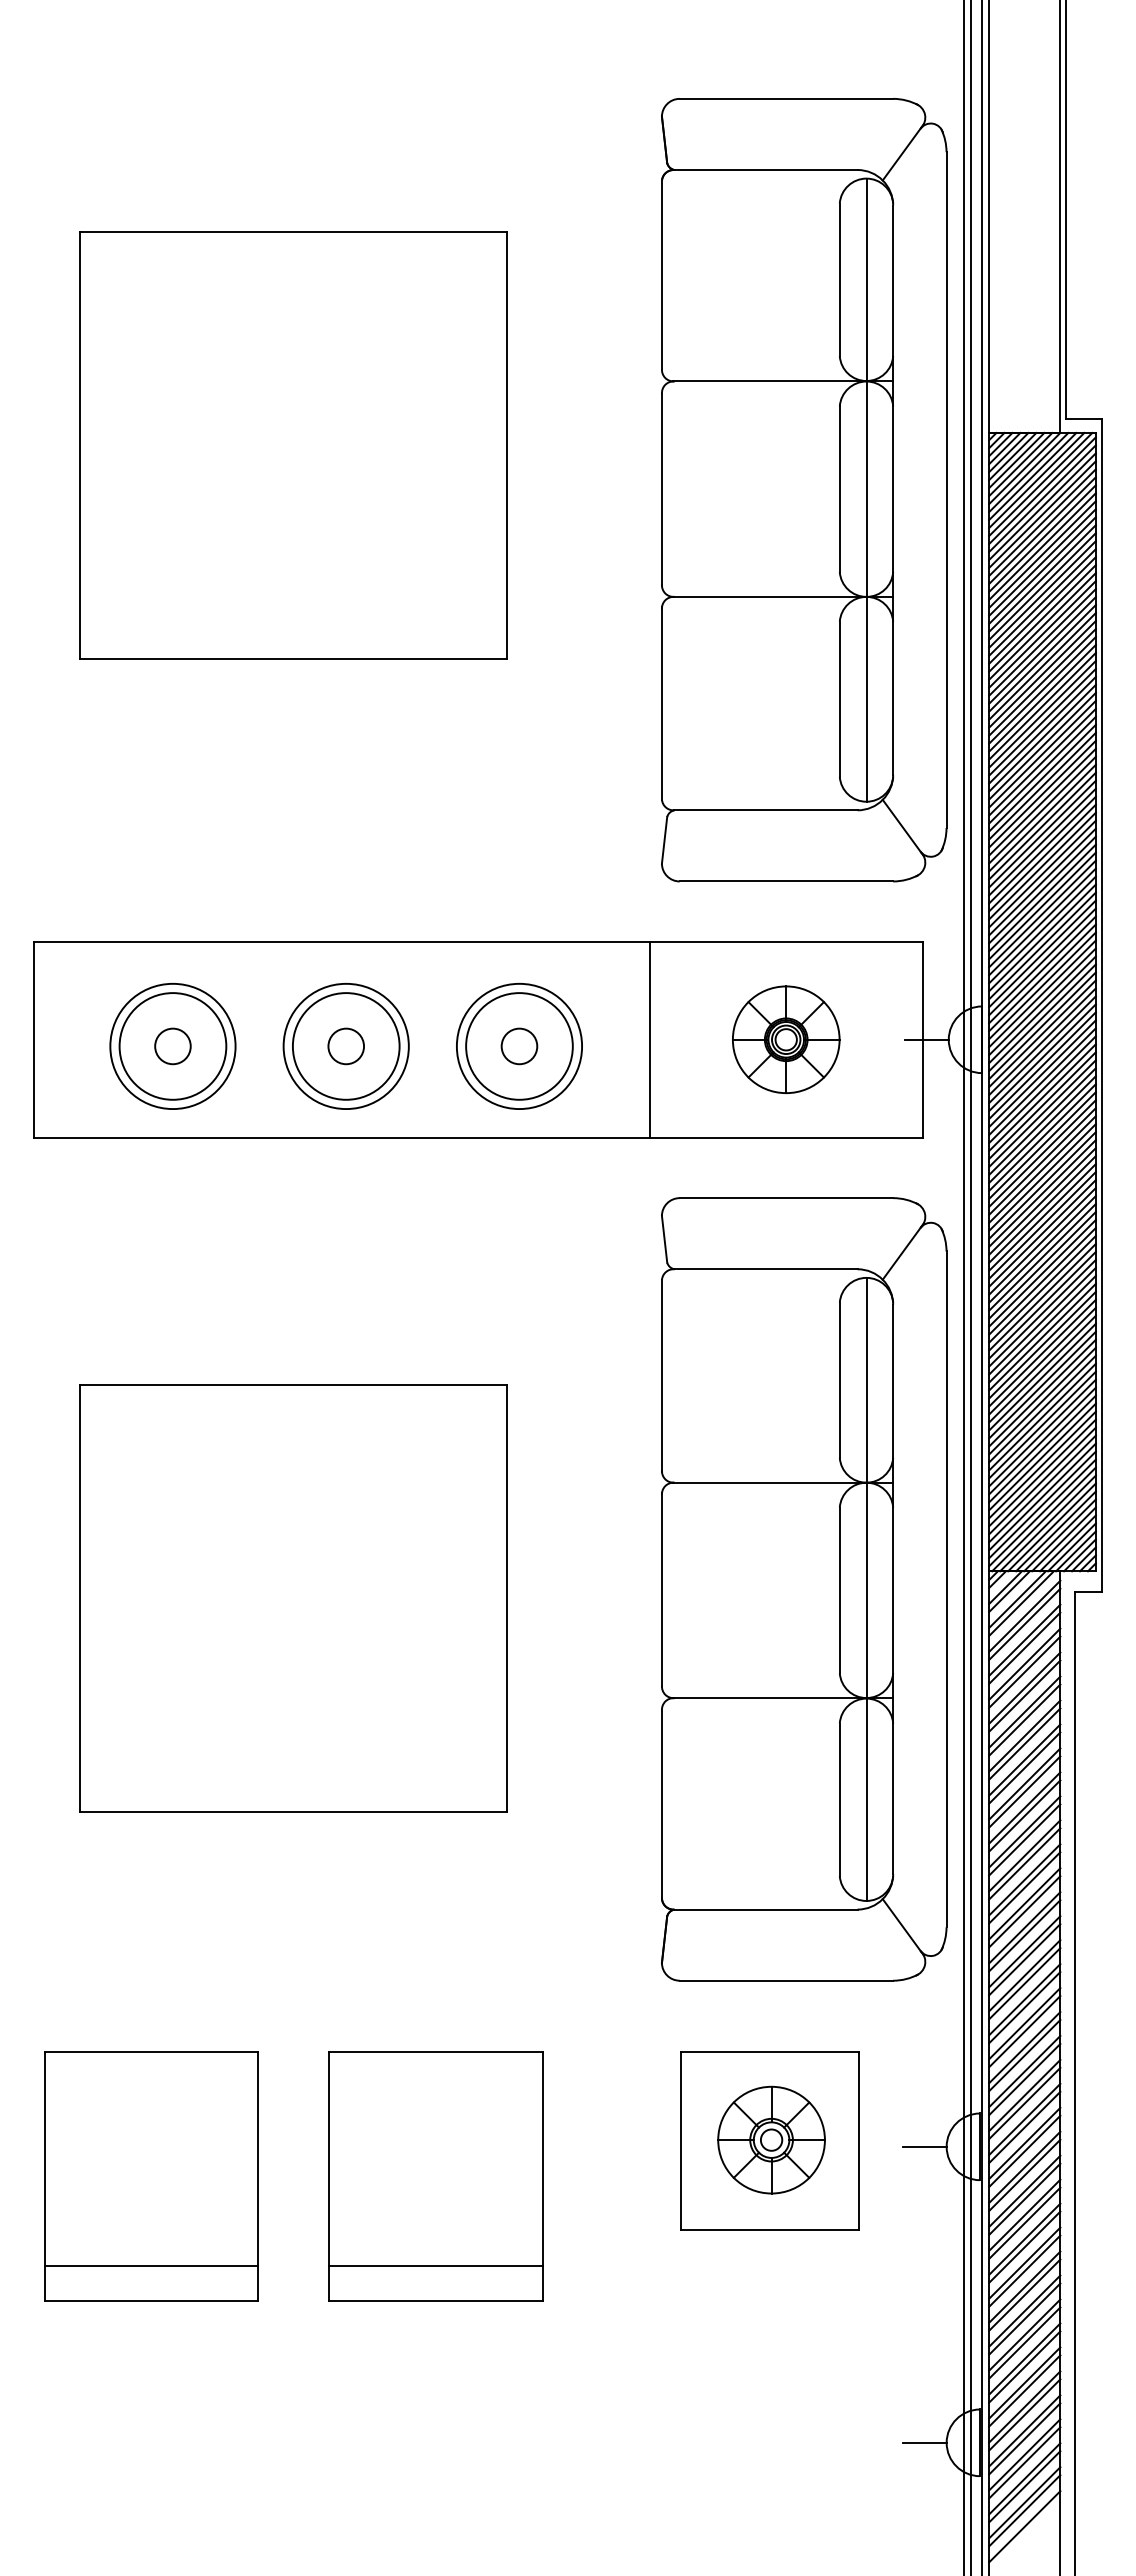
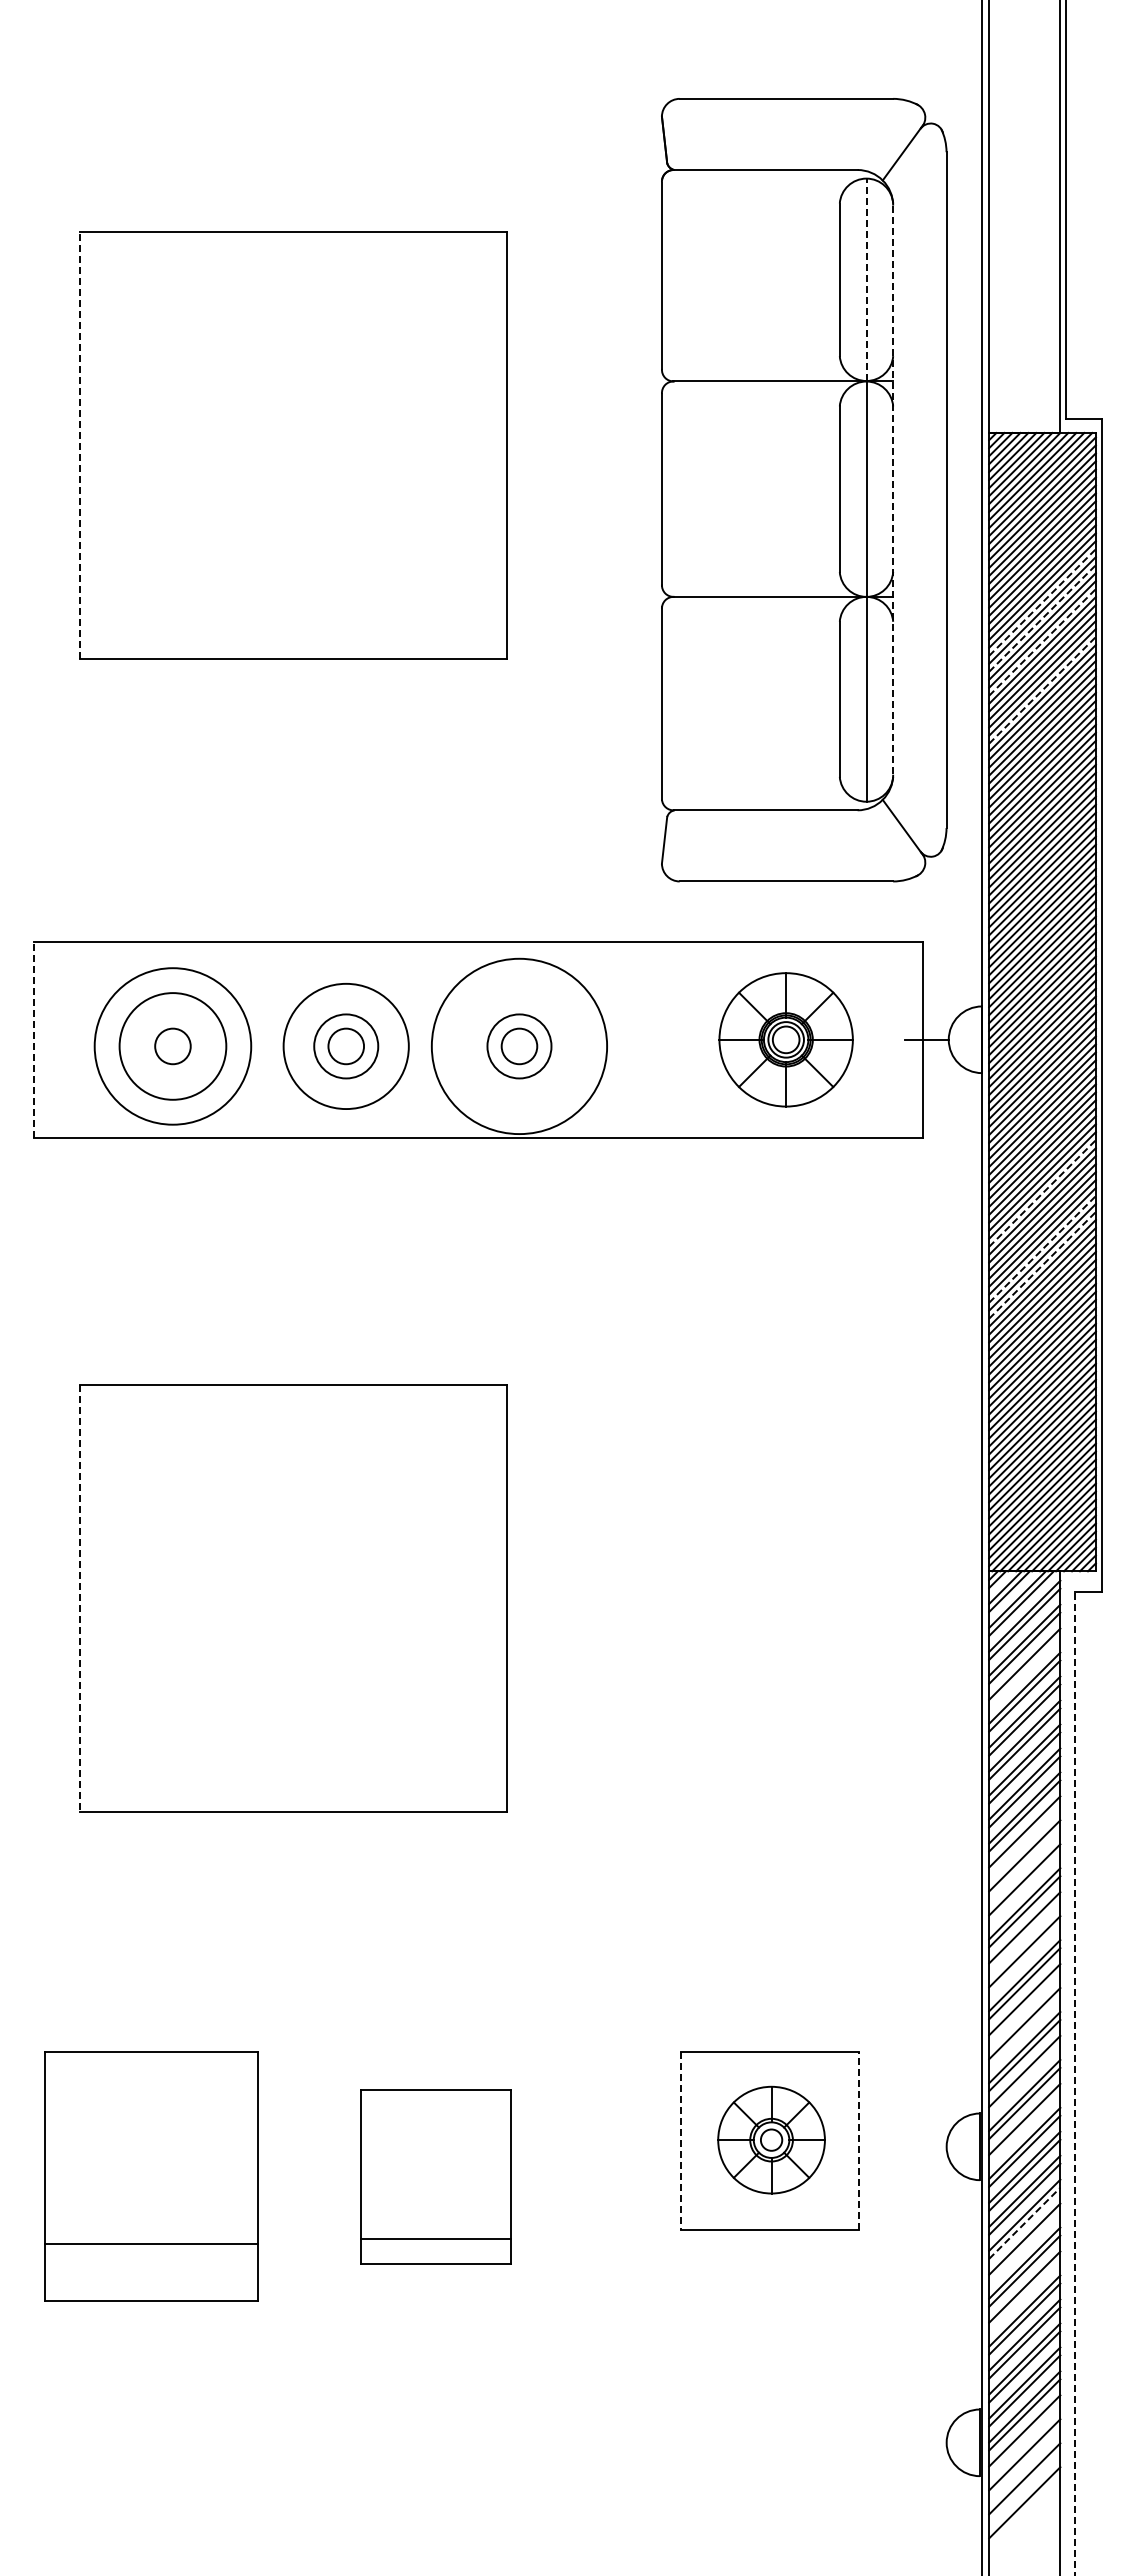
line: solid -> dashed (866, 279)
line: solid -> dashed (80, 444)
line: solid -> dashed (893, 490)
line: solid -> dashed (1042, 602)
line: solid -> dashed (1042, 618)
line: solid -> dashed (1042, 642)
line: solid -> dashed (1042, 689)
line: solid -> dashed (34, 1039)
line: present -> none (649, 1039)
part size: 109x109 px -> 136x136 px (785, 1039)
circle diameter: 125 px -> 157 px (172, 1046)
circle diameter: 107 px -> 64 px (346, 1046)
circle diameter: 107 px -> 64 px (519, 1046)
circle diameter: 125 px -> 175 px (519, 1046)
line: solid -> dashed (1042, 1193)
line: solid -> dashed (1042, 1249)
line: solid -> dashed (1042, 1264)
line: present -> none (964, 1287)
line: present -> none (970, 1287)
part: present -> none (804, 1589)
line: solid -> dashed (80, 1599)
line: present -> none (1024, 1671)
line: present -> none (1024, 1839)
line: present -> none (1024, 1863)
line: present -> none (1024, 1887)
line: present -> none (1024, 1935)
line: present -> none (1024, 1959)
line: present -> none (1024, 2007)
line: present -> none (1024, 2031)
line: present -> none (1024, 2079)
line: solid -> dashed (1074, 2083)
line: present -> none (1024, 2127)
line: solid -> dashed (680, 2141)
line: solid -> dashed (858, 2141)
line: present -> none (924, 2146)
part size: 216x251 px -> 152x176 px (435, 2176)
line: solid -> dashed (1025, 2222)
line: present -> none (1024, 2246)
line position: (151, 2265) -> (151, 2243) (151, 2243)
line: present -> none (1024, 2294)
line: present -> none (1024, 2438)
line: present -> none (924, 2442)
line: present -> none (1024, 2462)
line: present -> none (1024, 2486)
line: present -> none (1024, 2510)
line: present -> none (1024, 2526)
